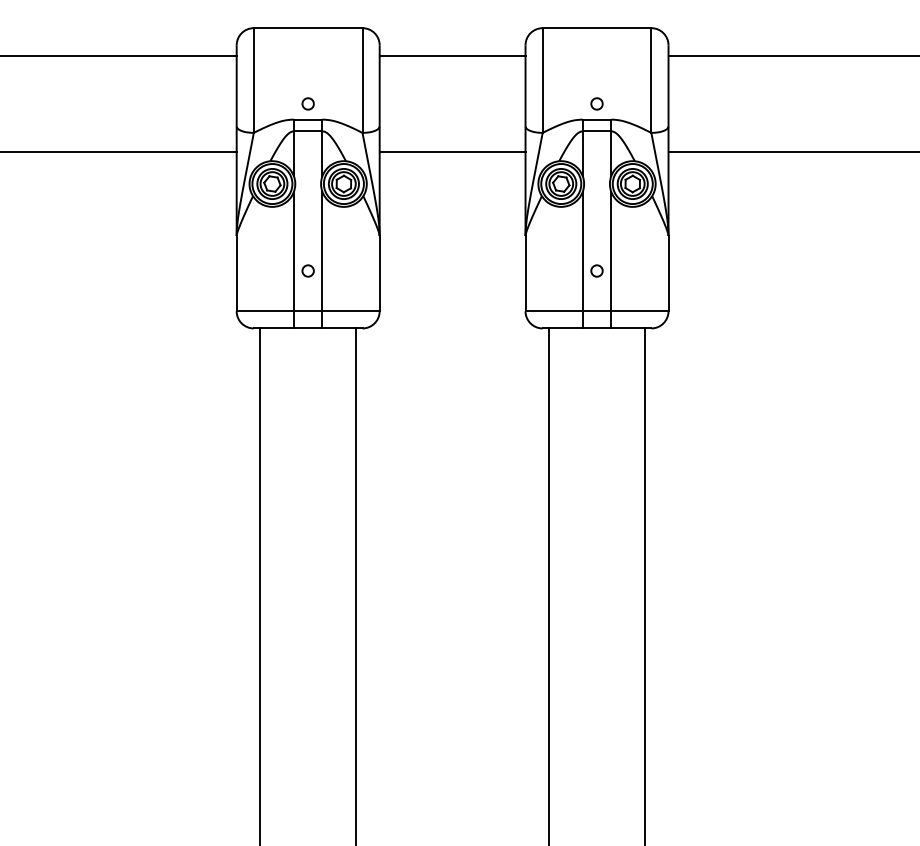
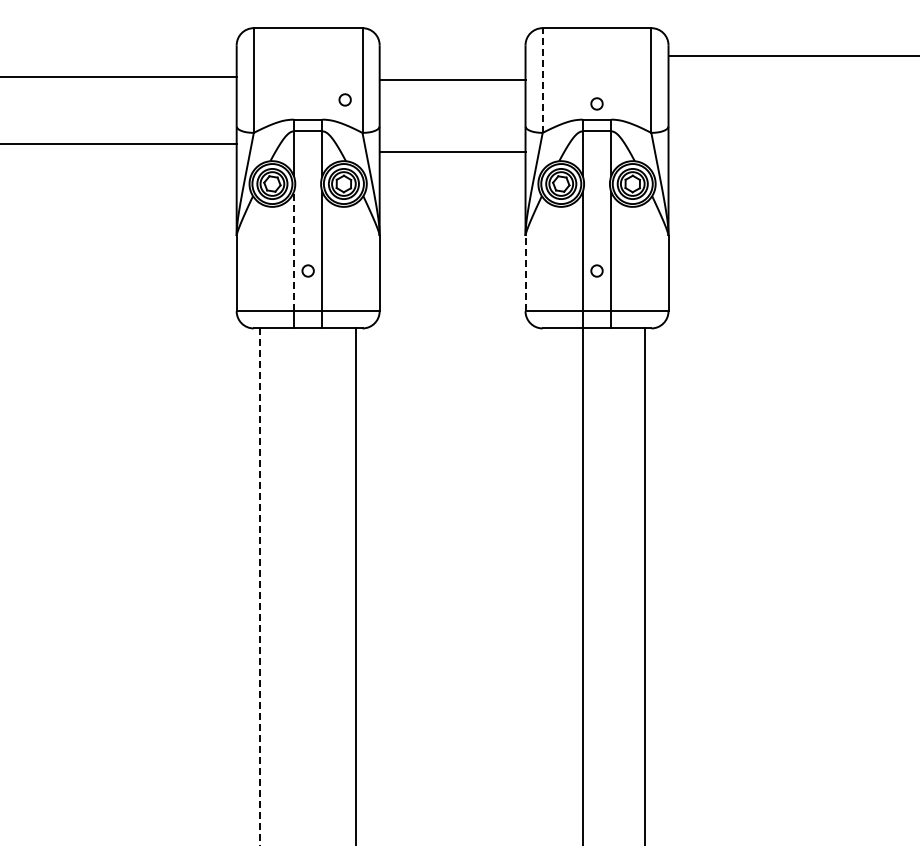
line position: (119, 55) -> (119, 76) (119, 76)
line position: (452, 55) -> (452, 79) (452, 79)
line: solid -> dashed (542, 80)
part position: (307, 103) -> (344, 99) (344, 99)
line position: (119, 152) -> (119, 144) (119, 144)
line: present -> none (792, 152)
line: solid -> dashed (293, 251)
line: solid -> dashed (525, 273)
line position: (548, 585) -> (582, 585) (582, 585)
line: solid -> dashed (259, 587)
